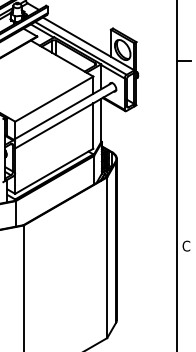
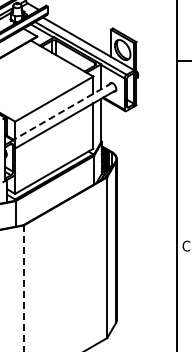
line: solid -> dashed (62, 111)
line: solid -> dashed (23, 288)
